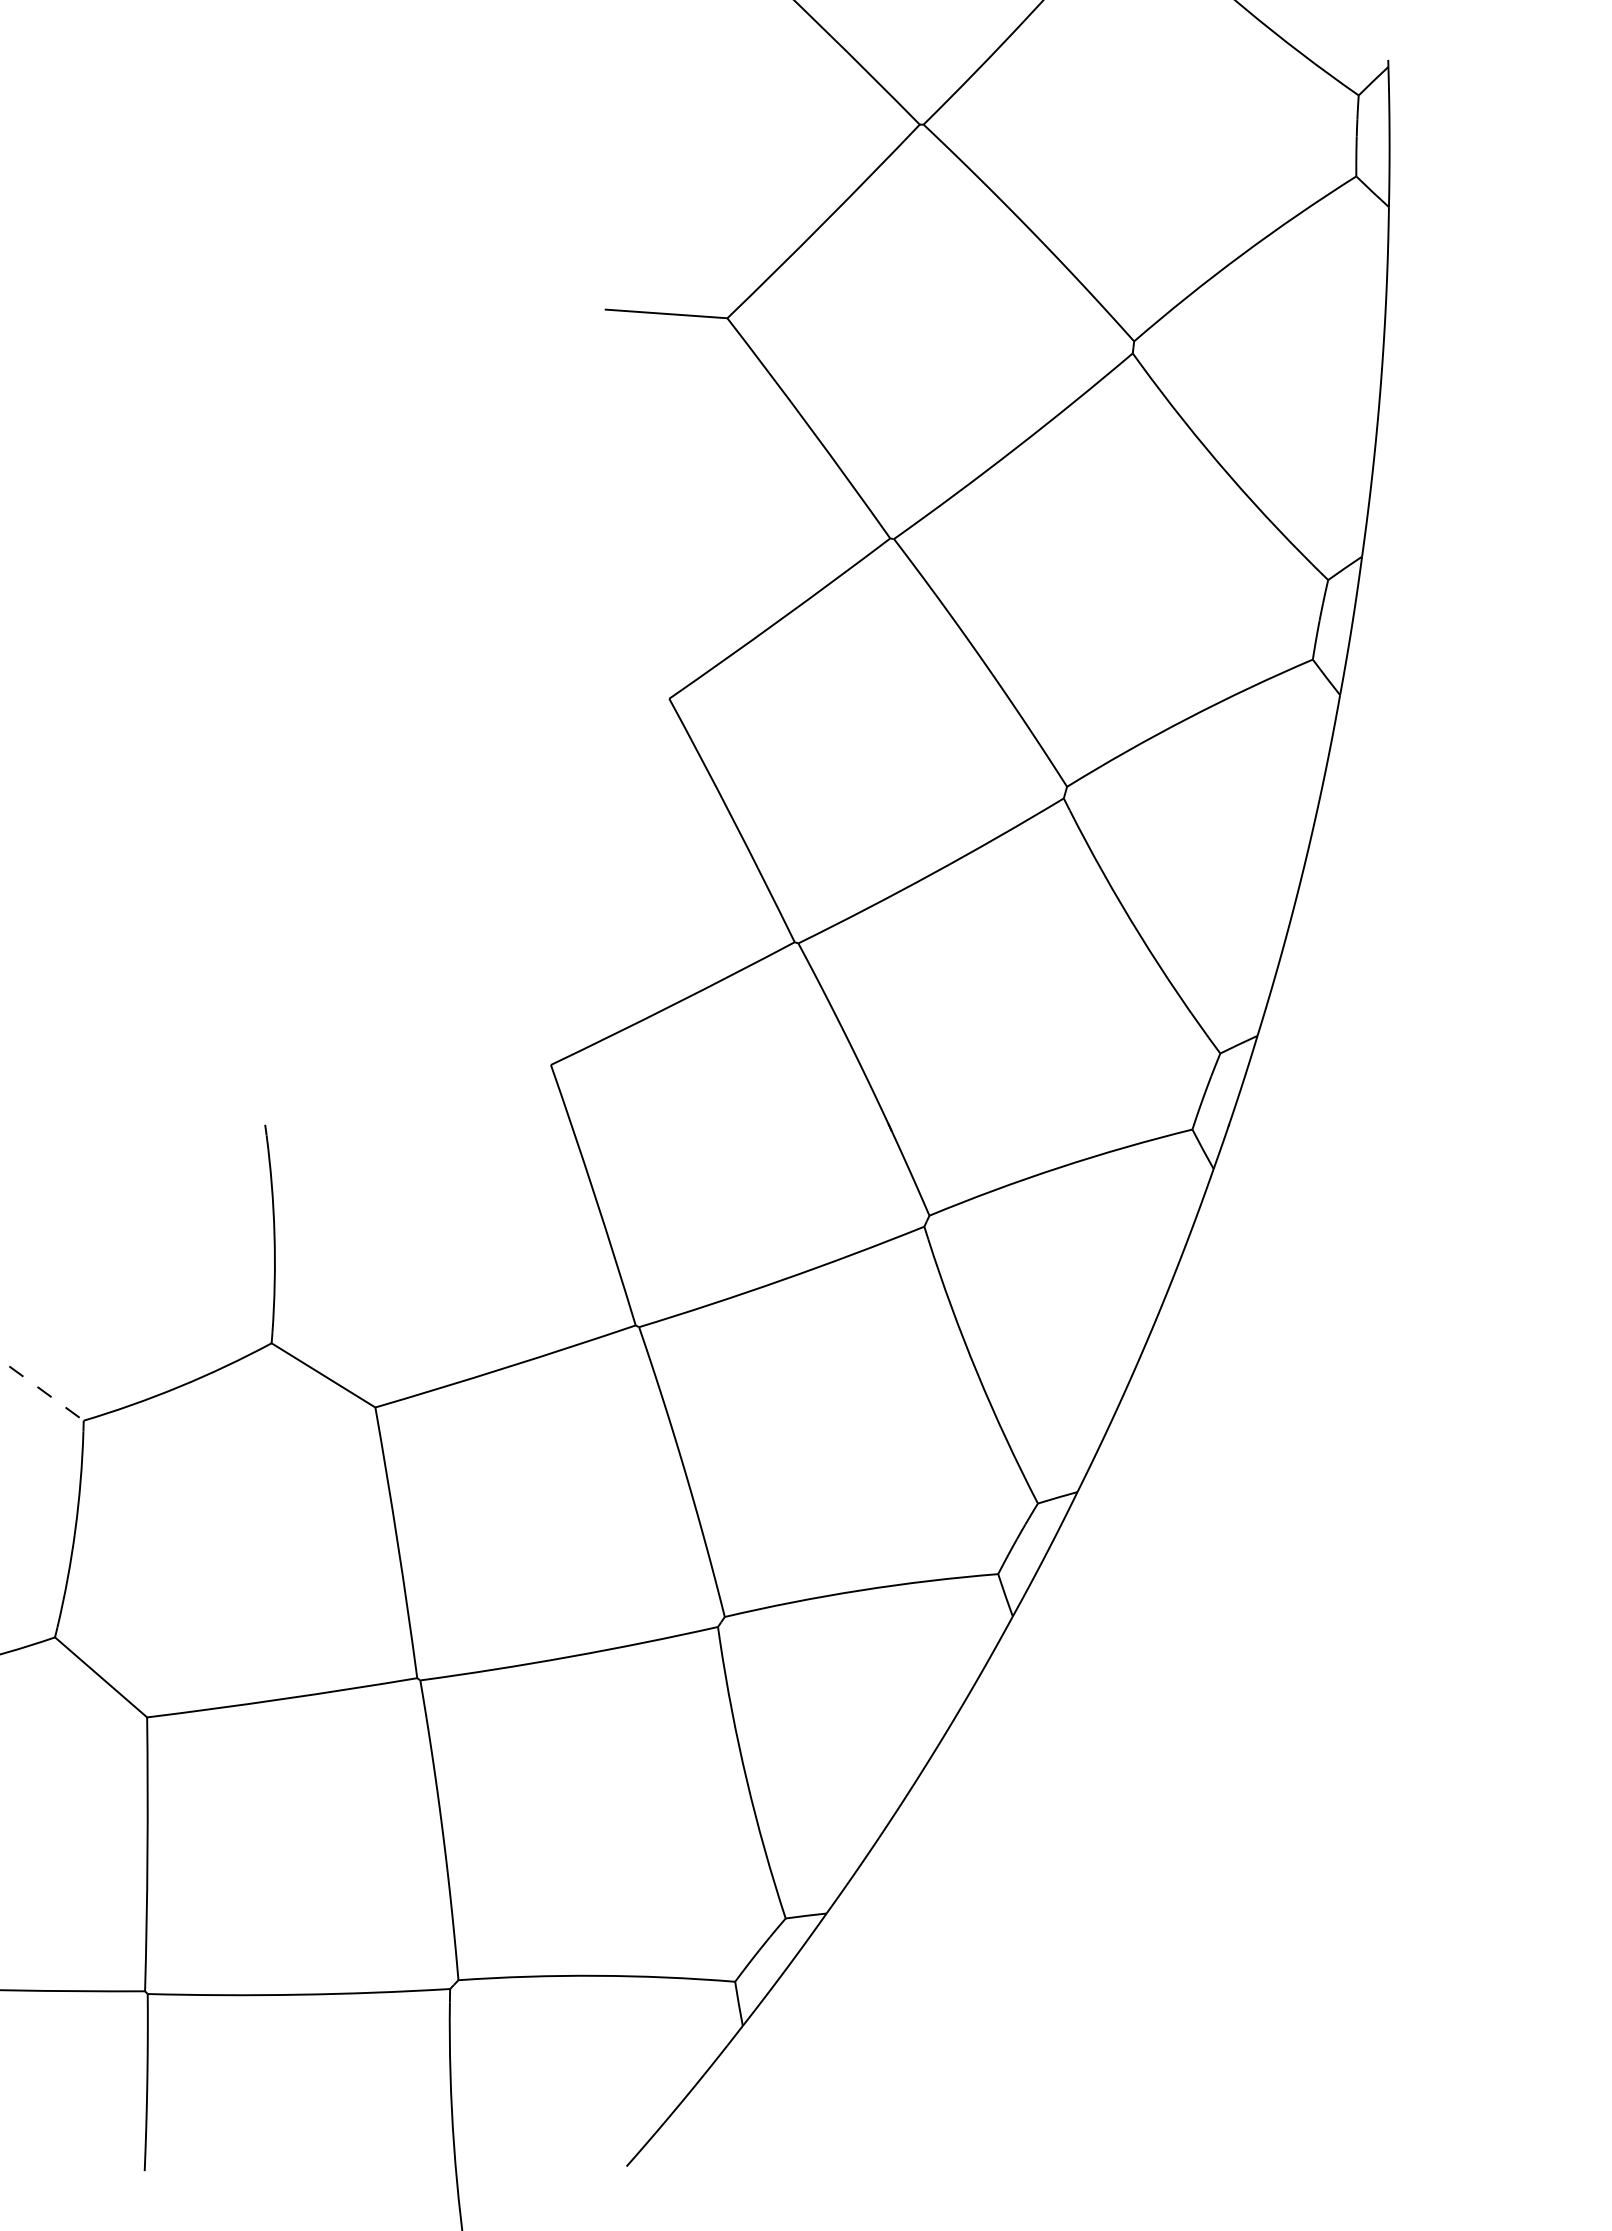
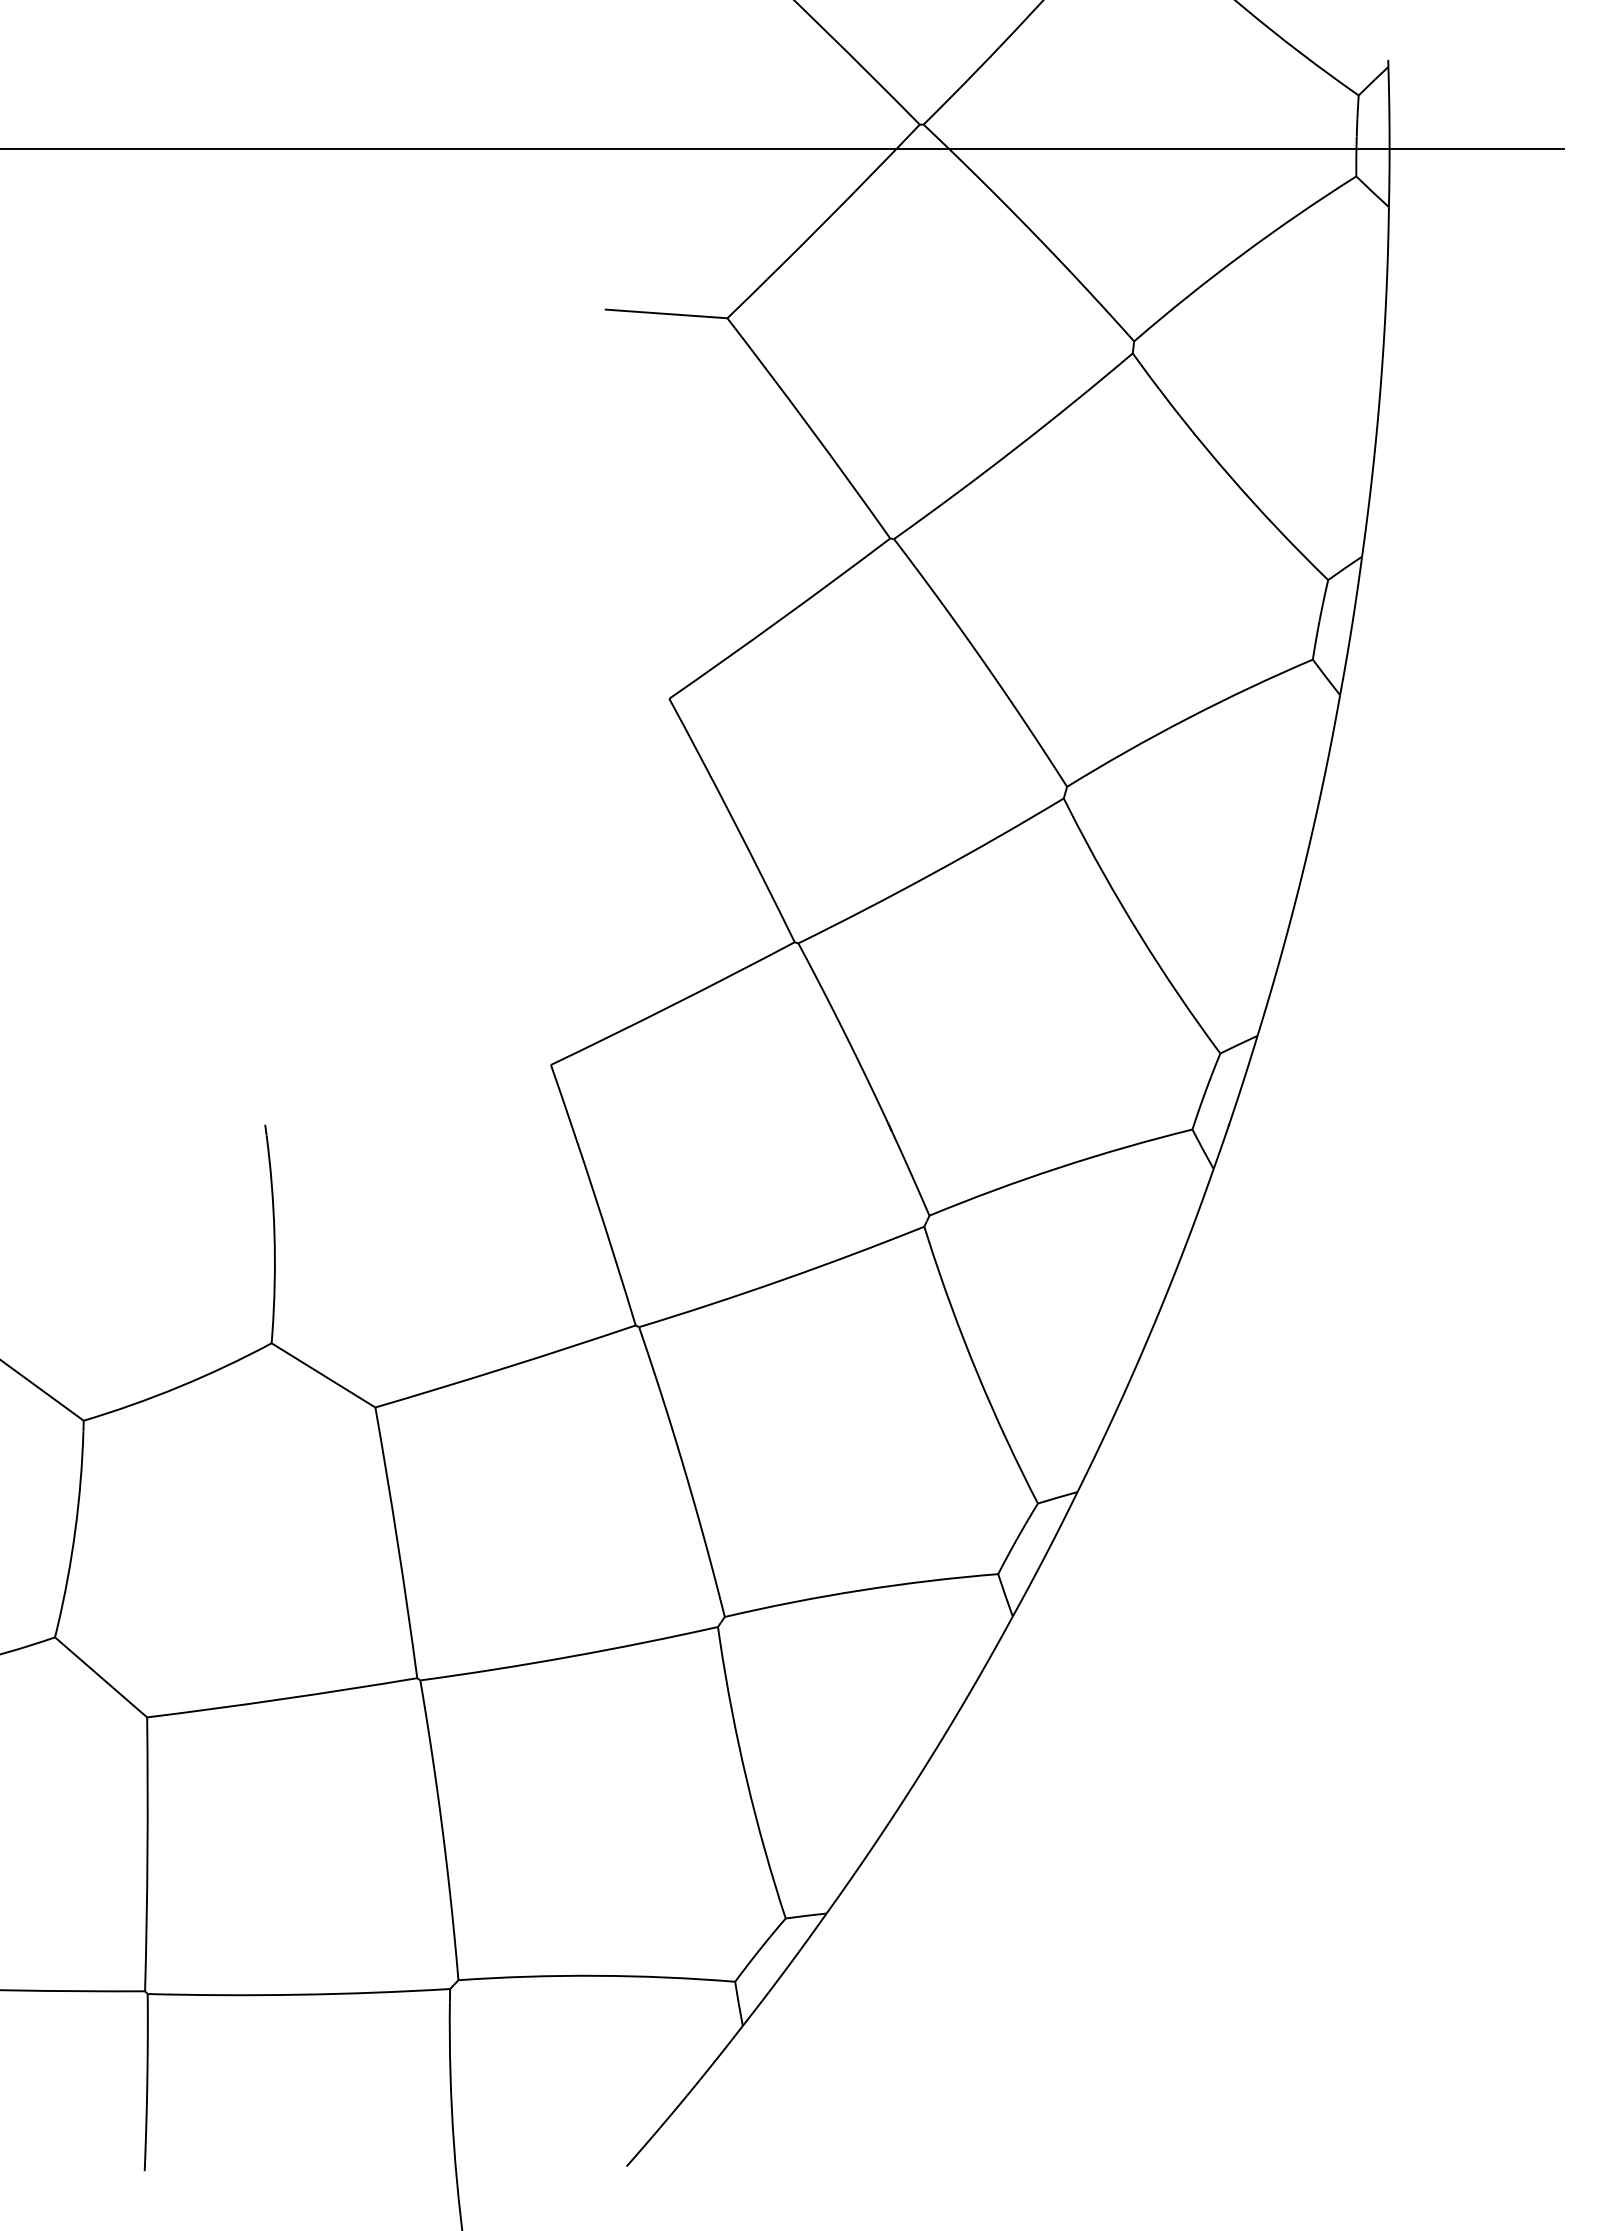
line: none -> present (782, 148)
line: dashed -> solid (42, 1390)
